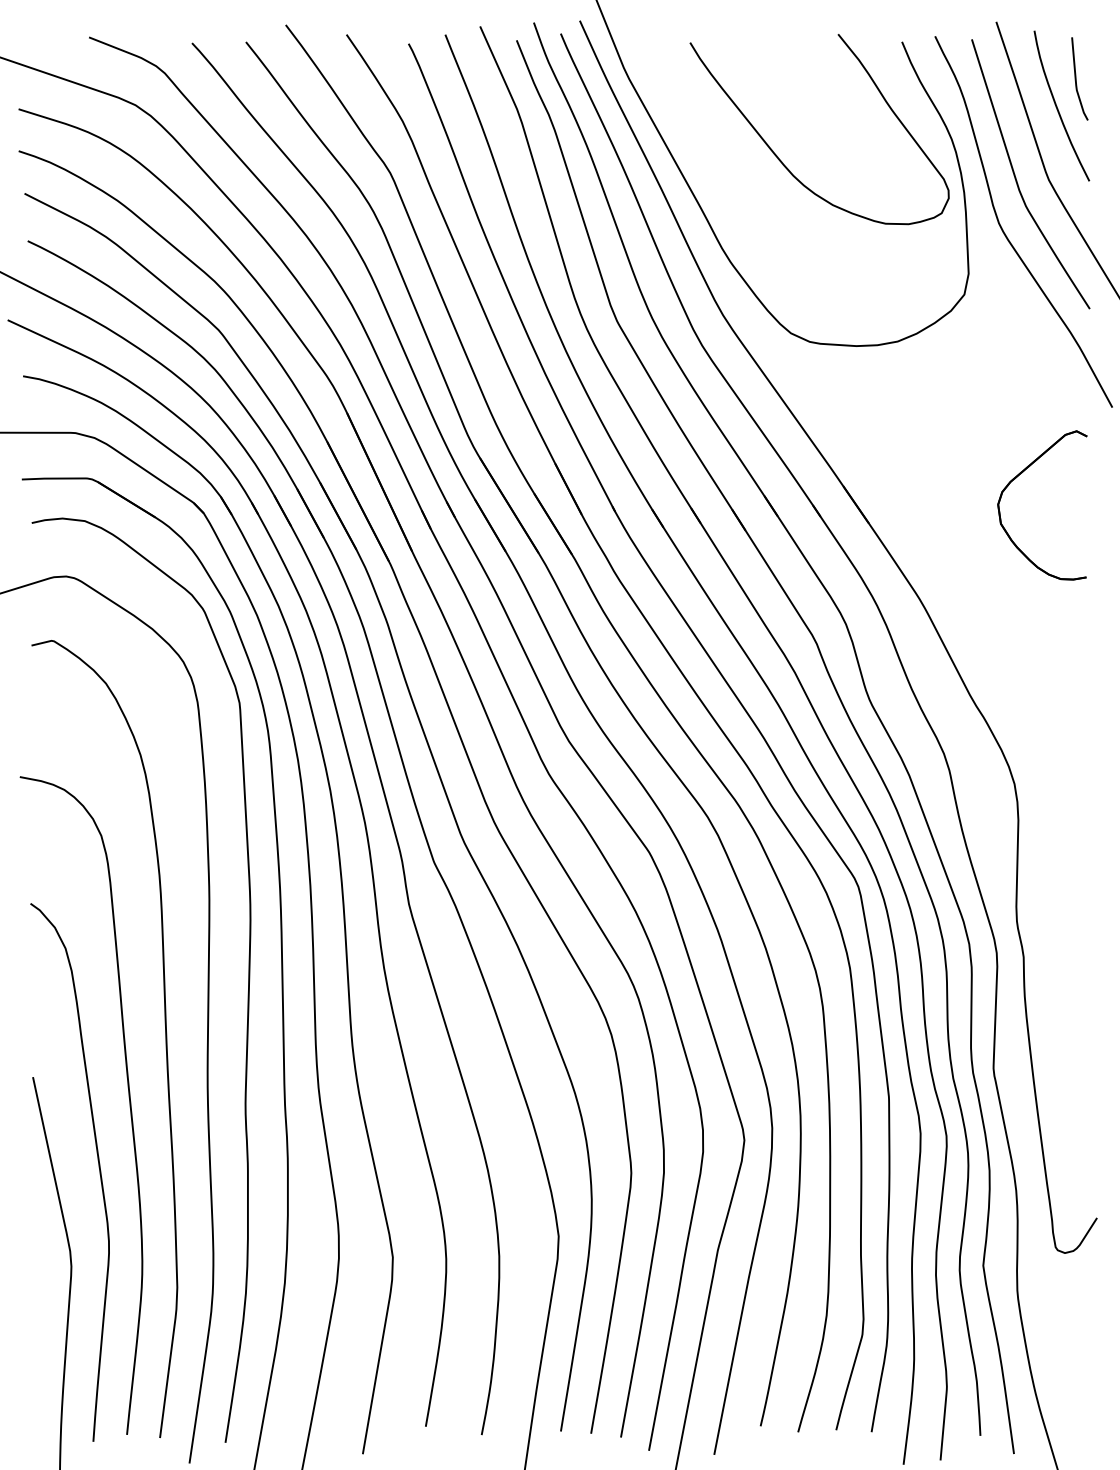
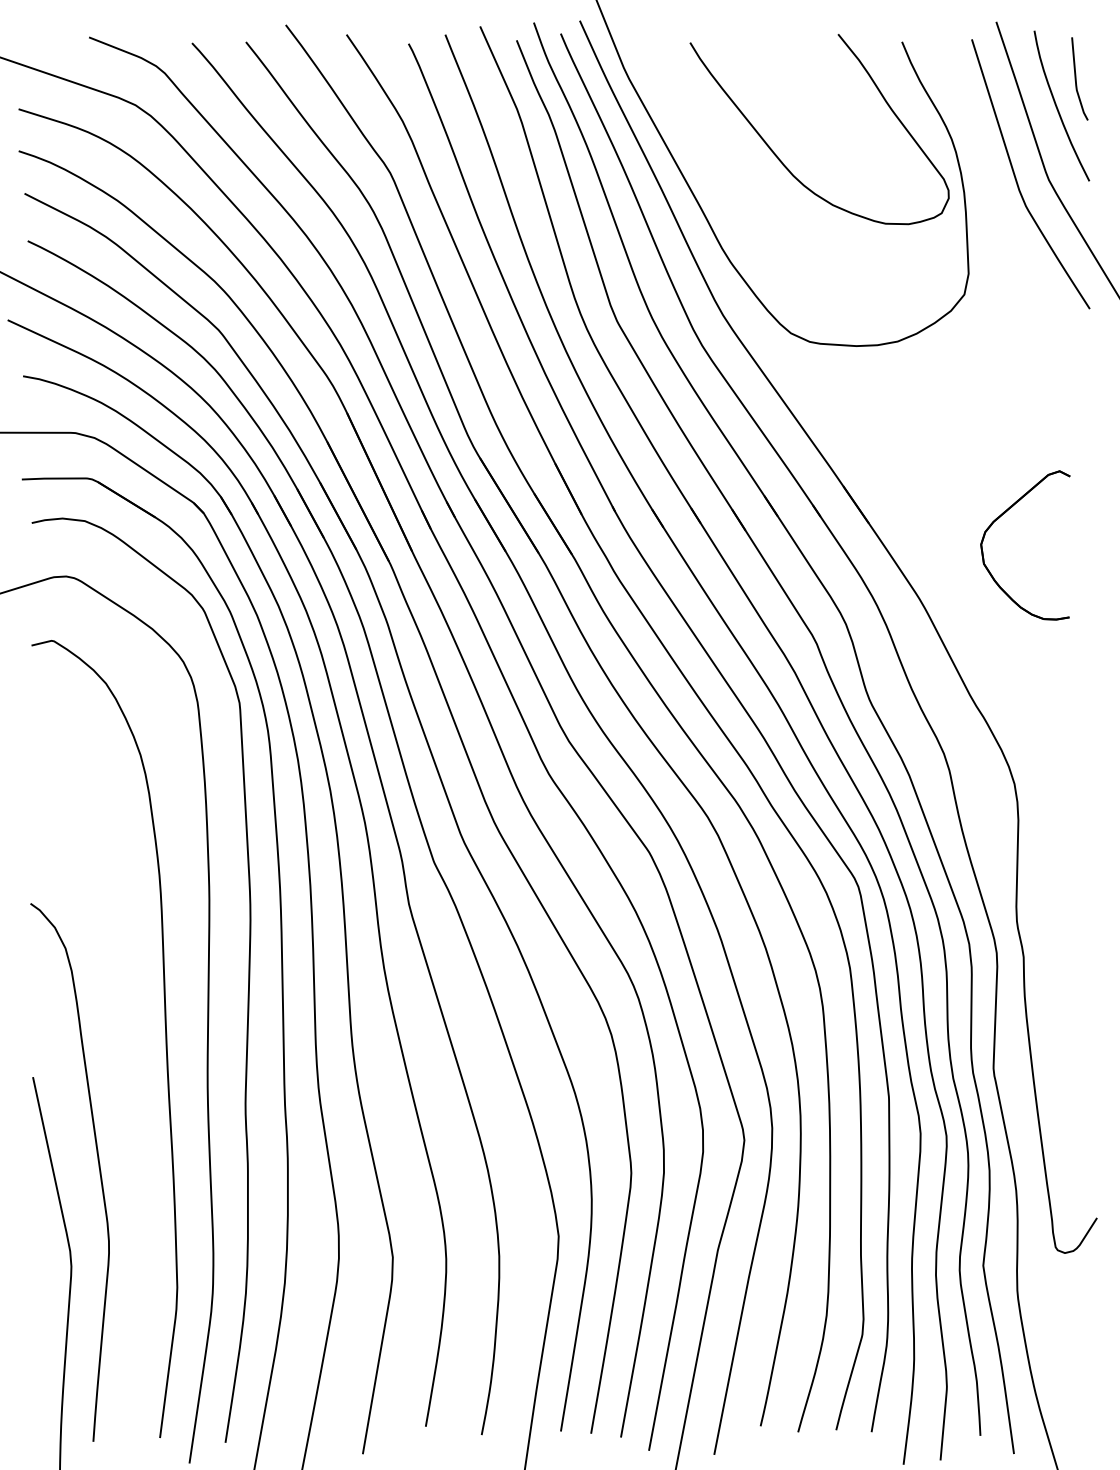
curve: present -> none (1004, 231)
part position: (1016, 478) -> (999, 518) (999, 518)
curve: present -> none (128, 1097)
